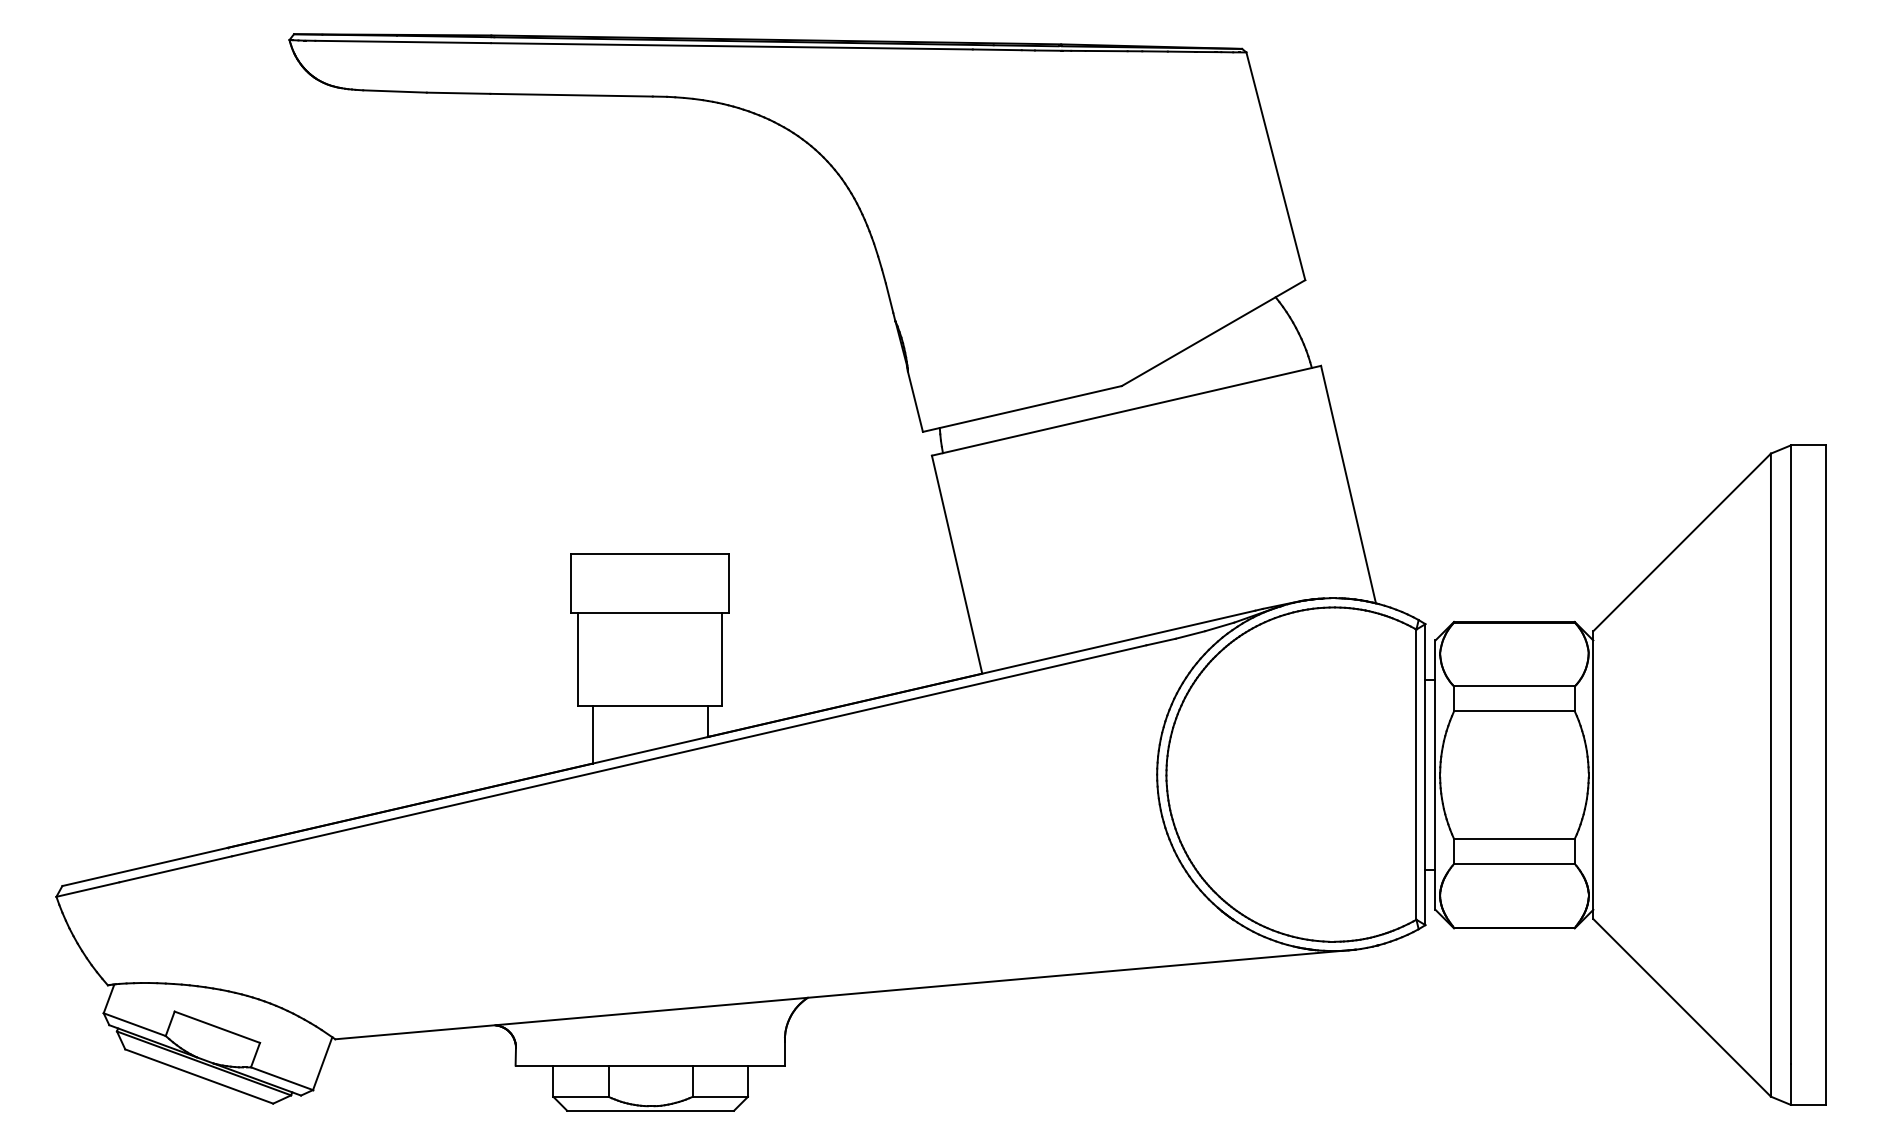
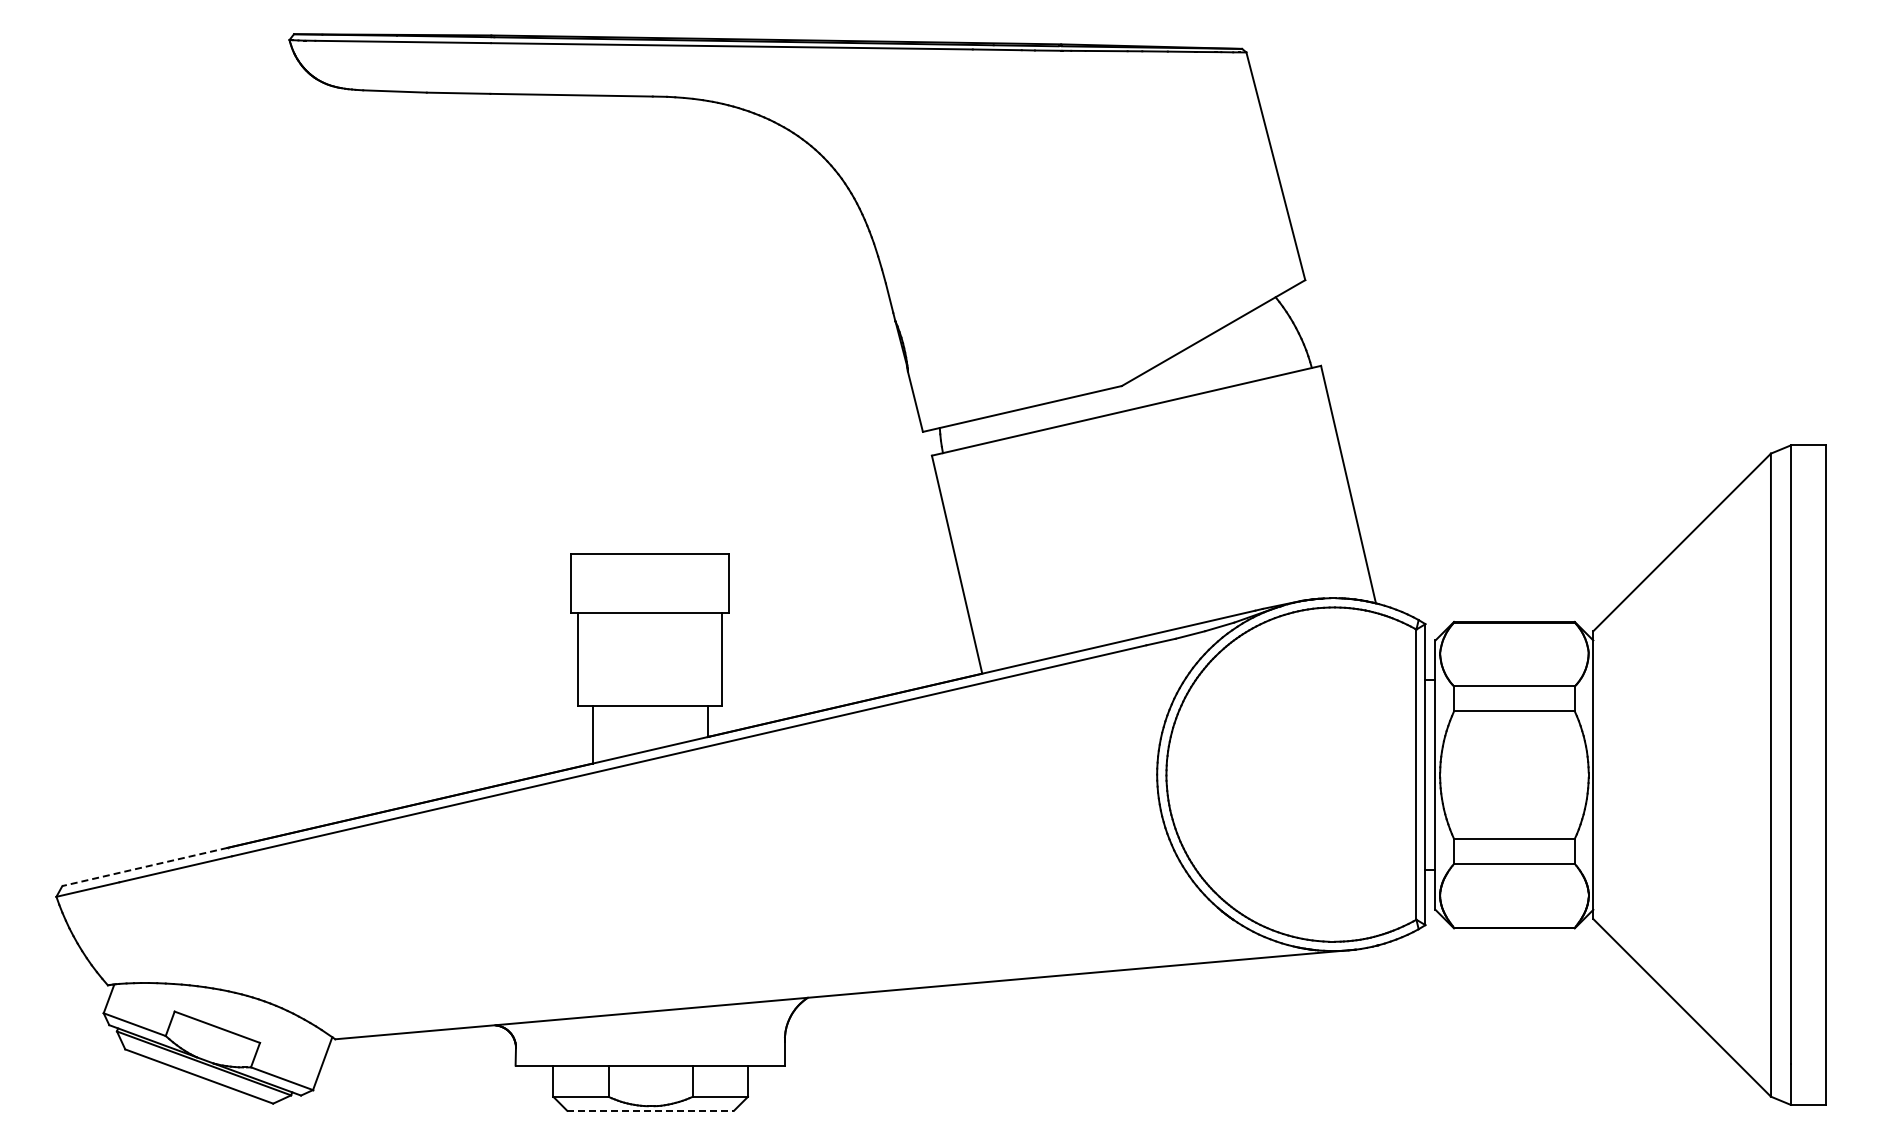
line: solid -> dashed (145, 866)
line: solid -> dashed (651, 1110)
